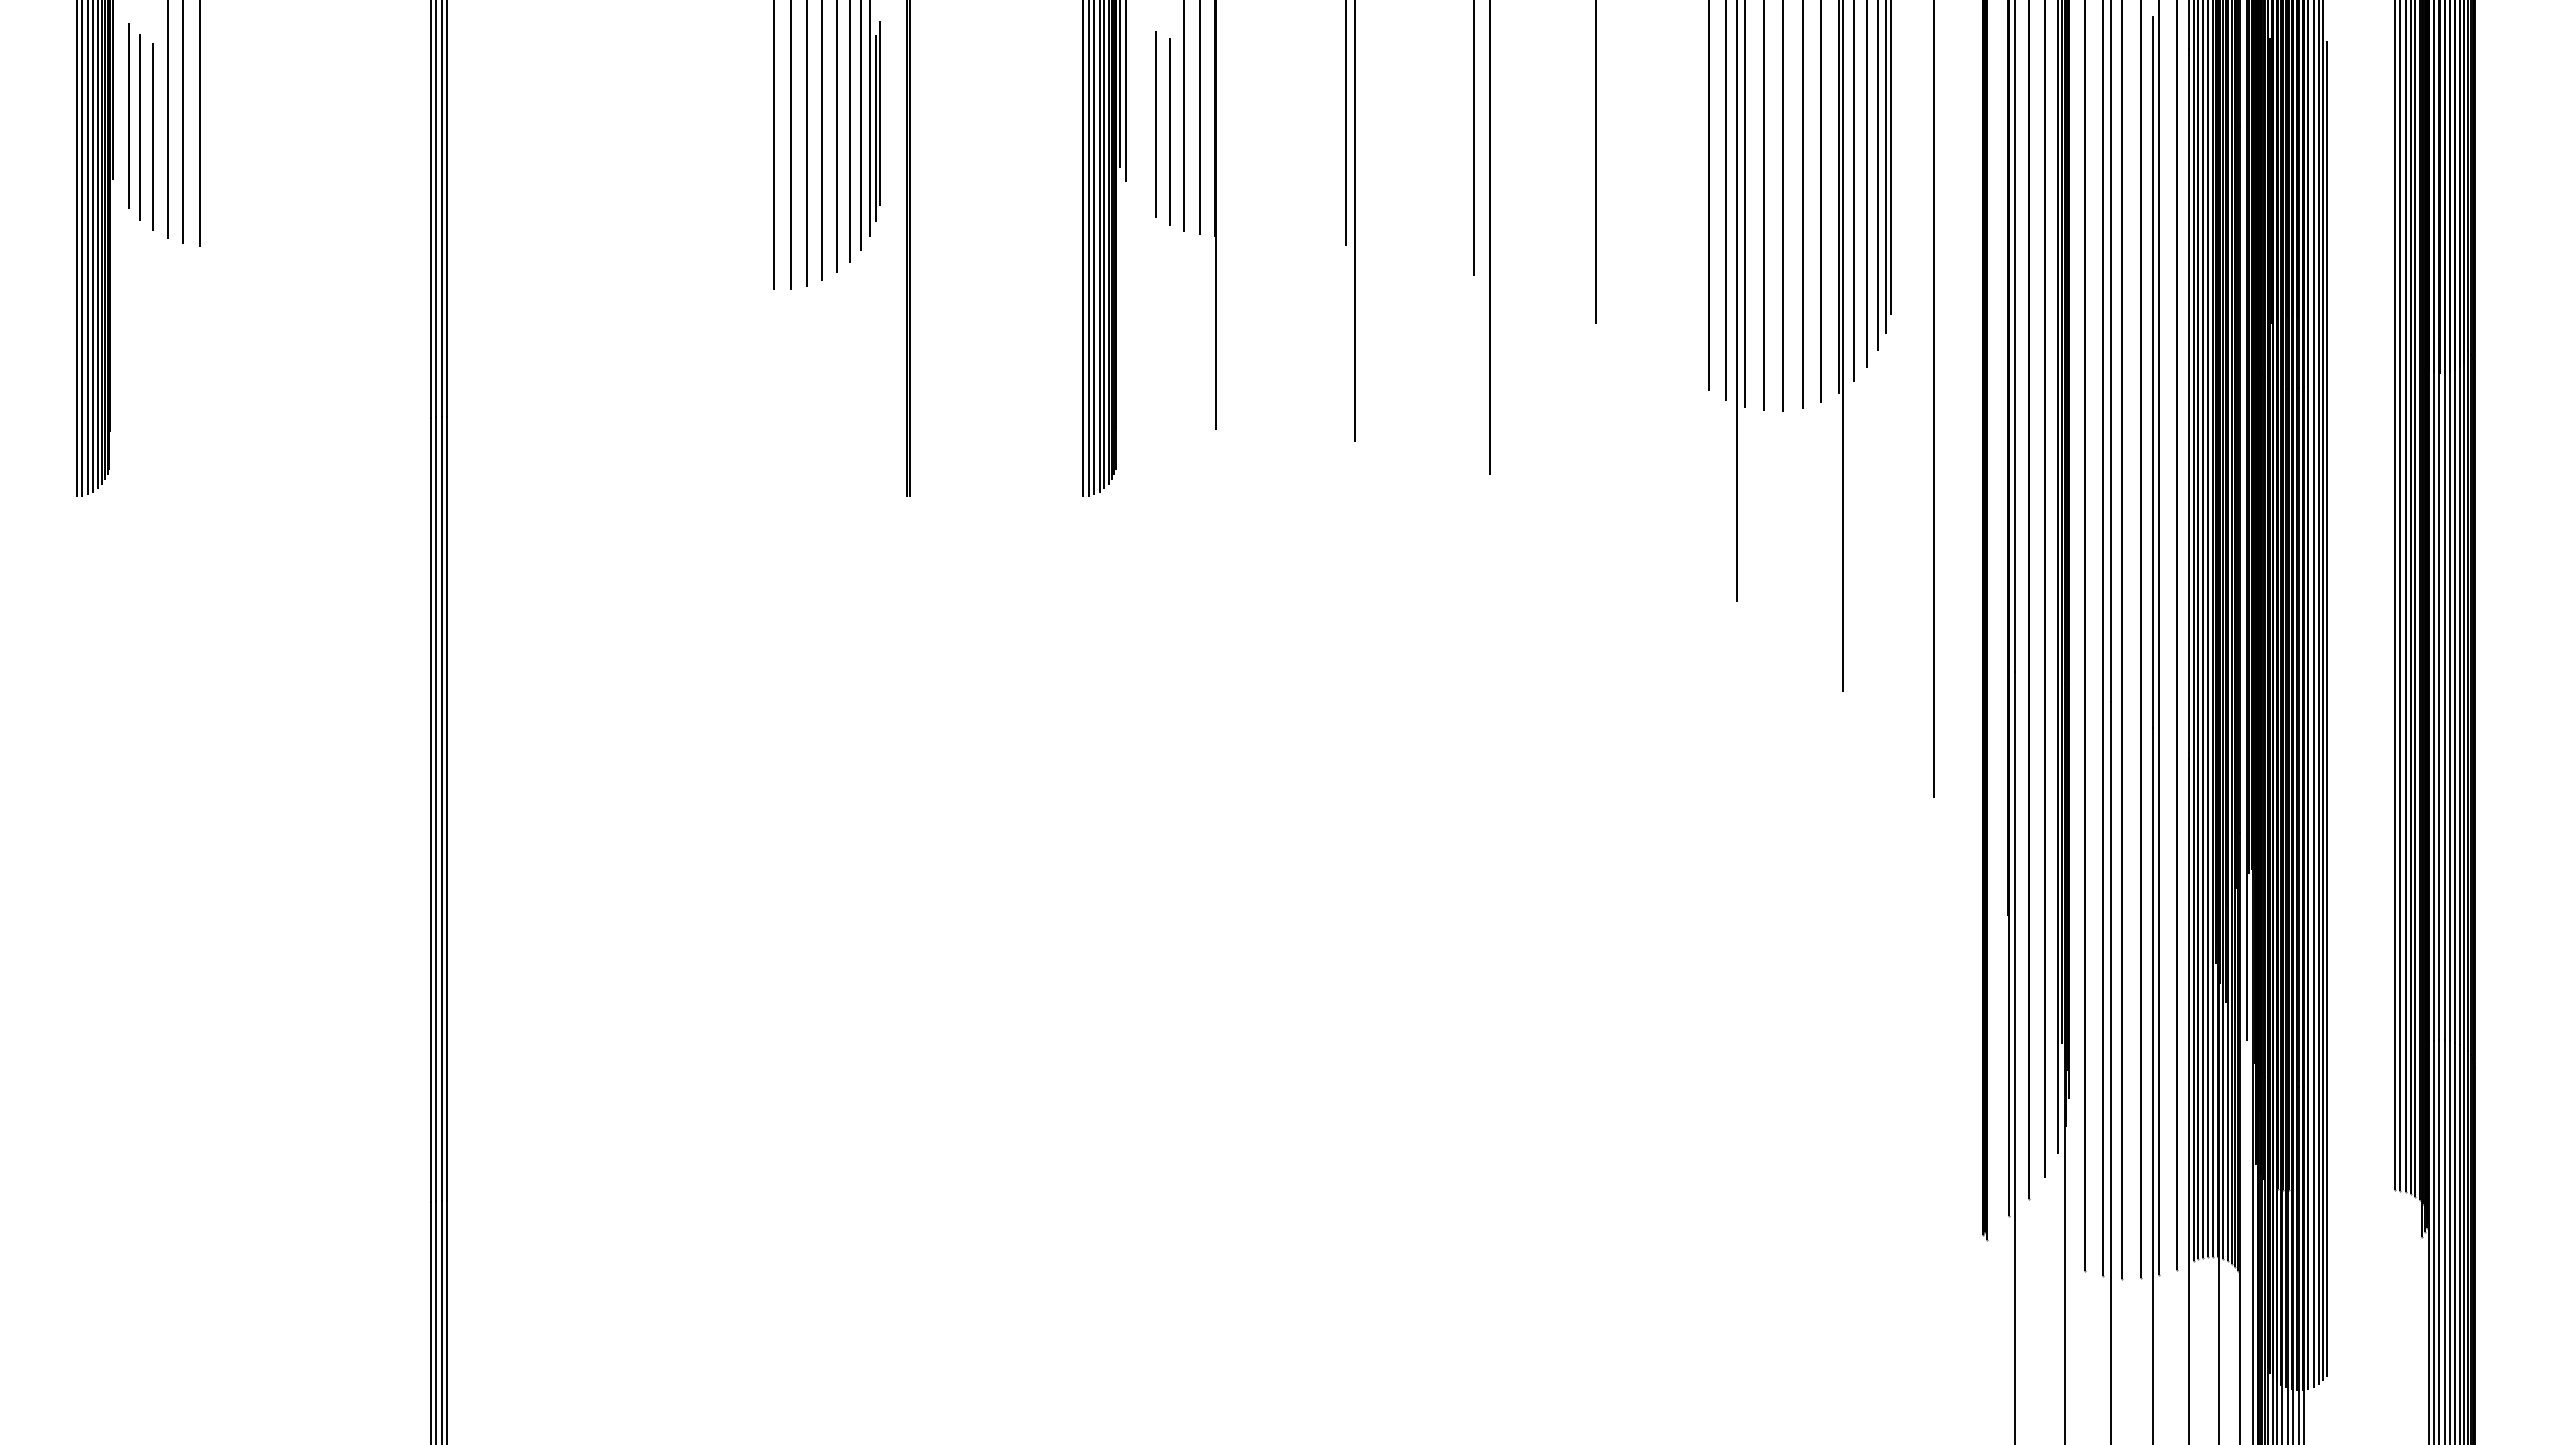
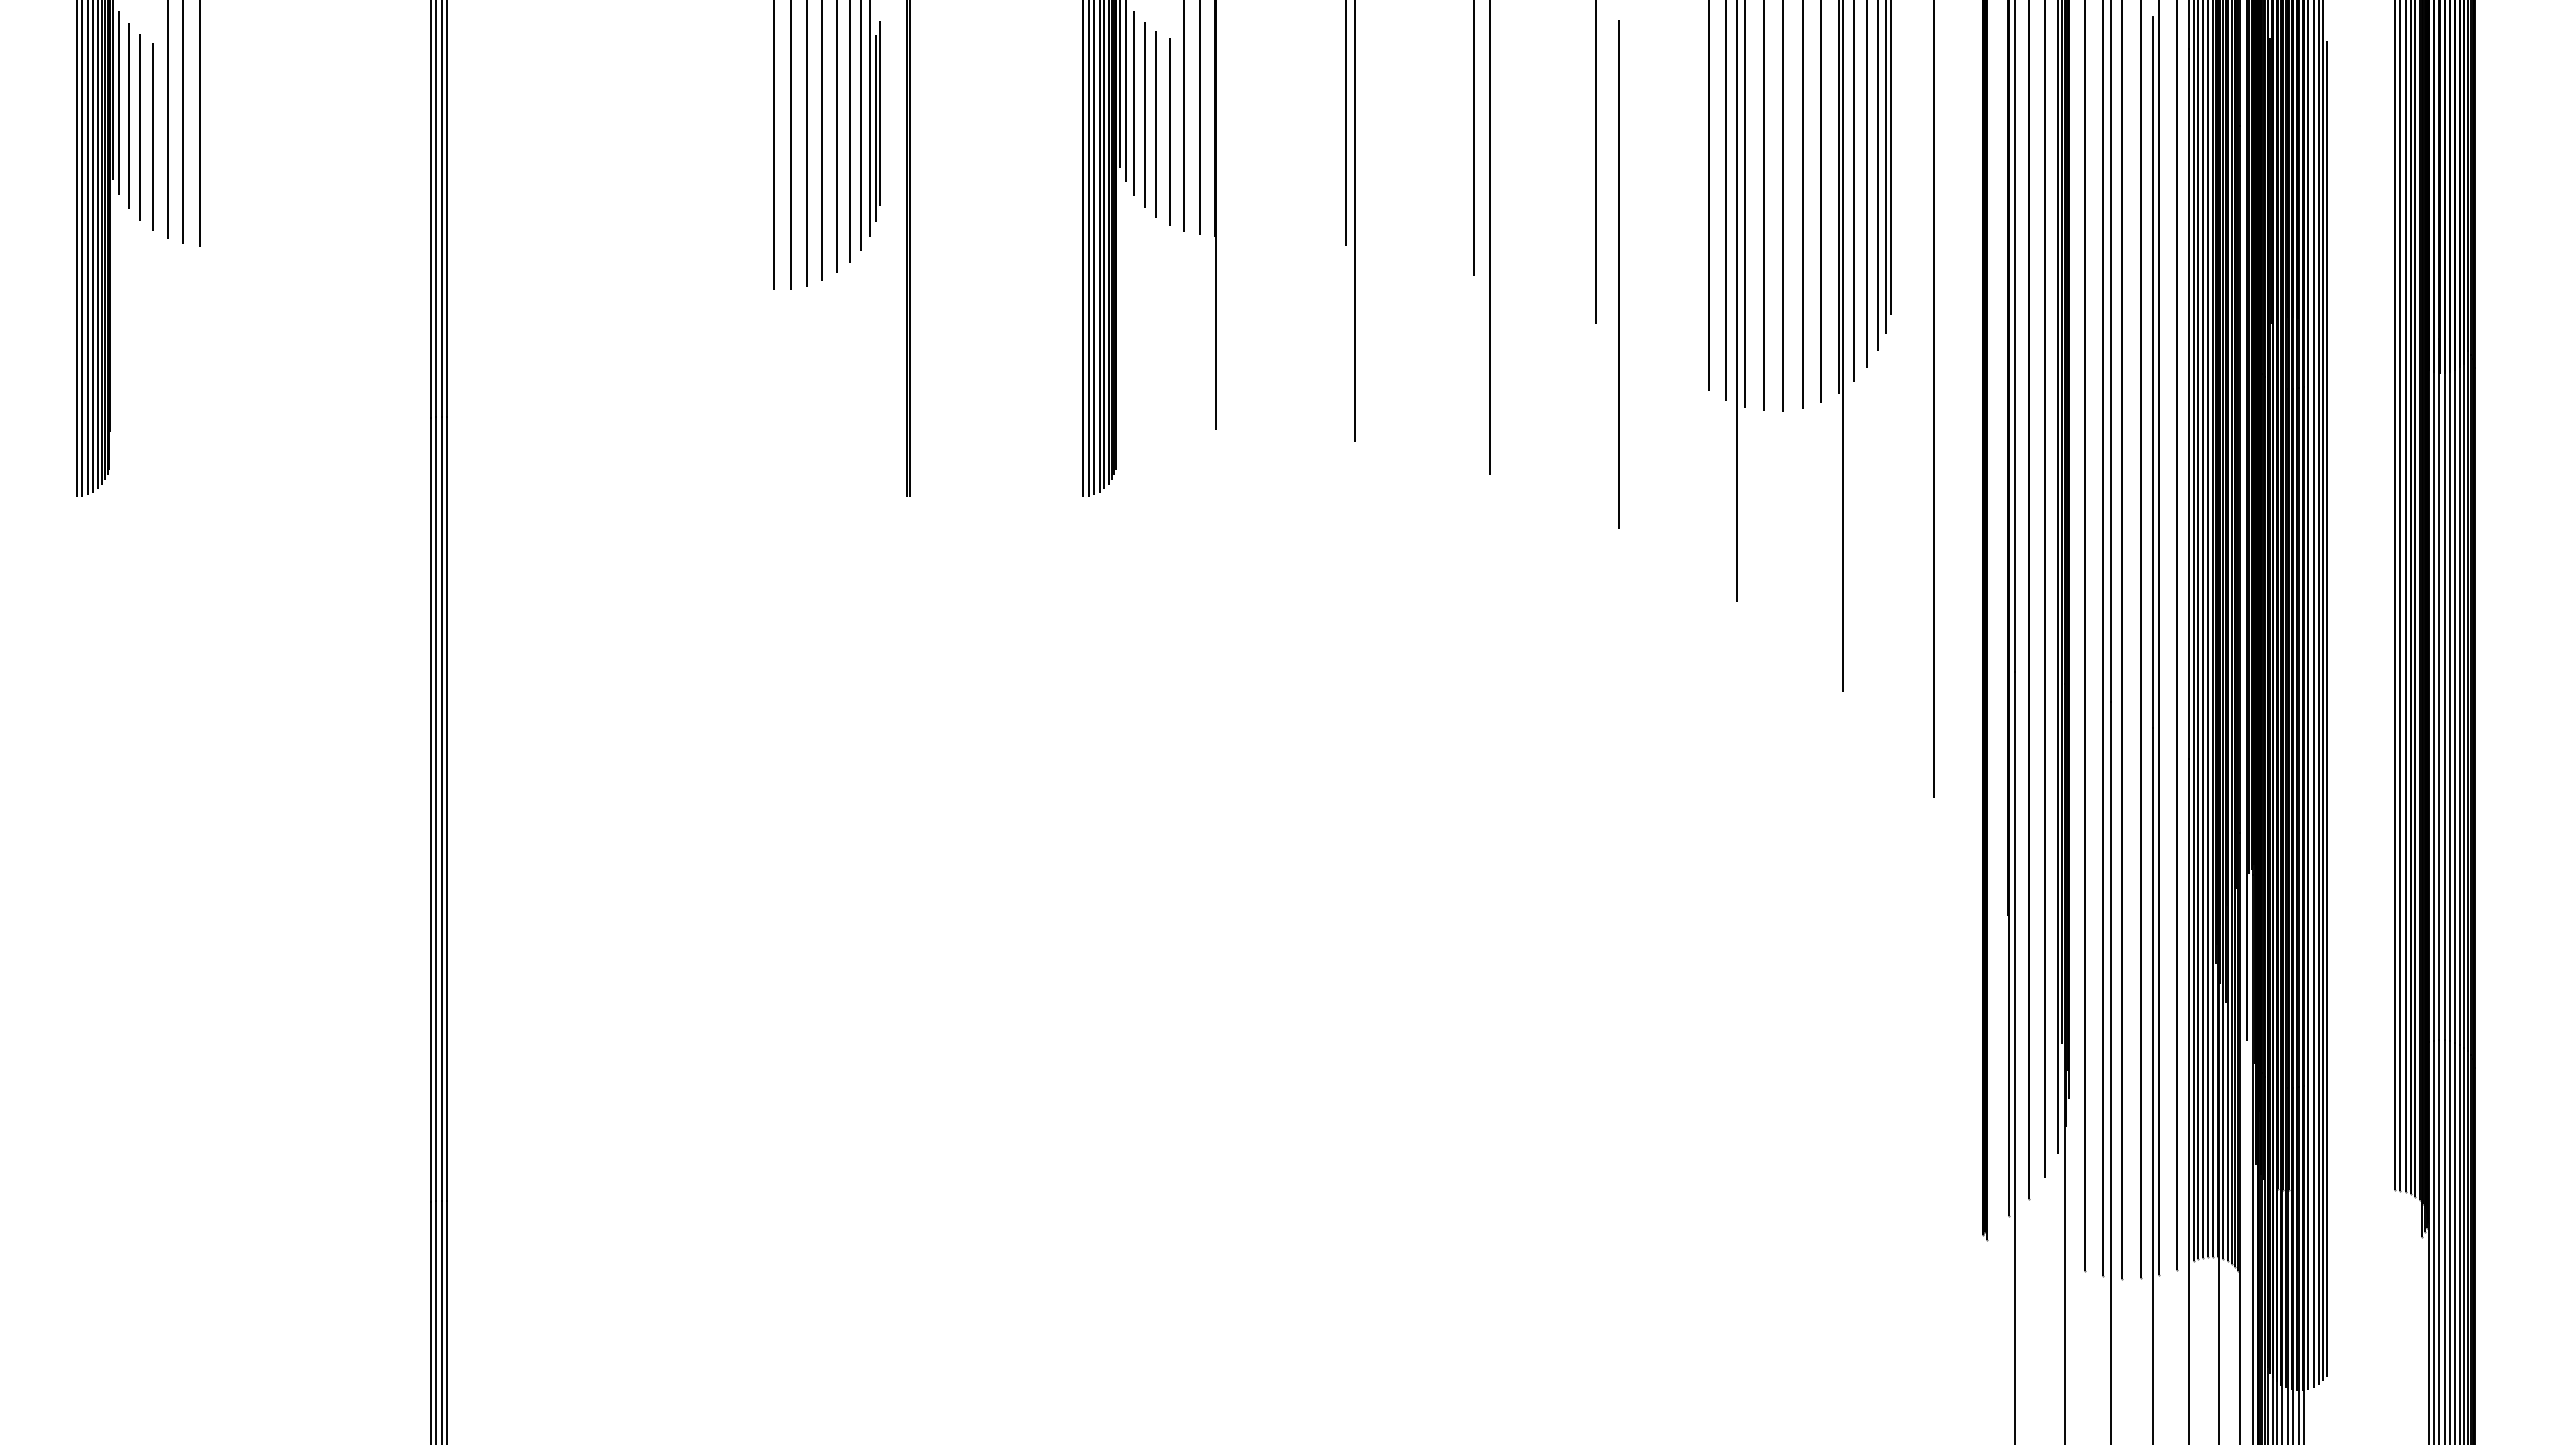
line: none -> present (119, 102)
line: none -> present (1134, 103)
line: none -> present (1144, 114)
line: none -> present (1618, 274)
